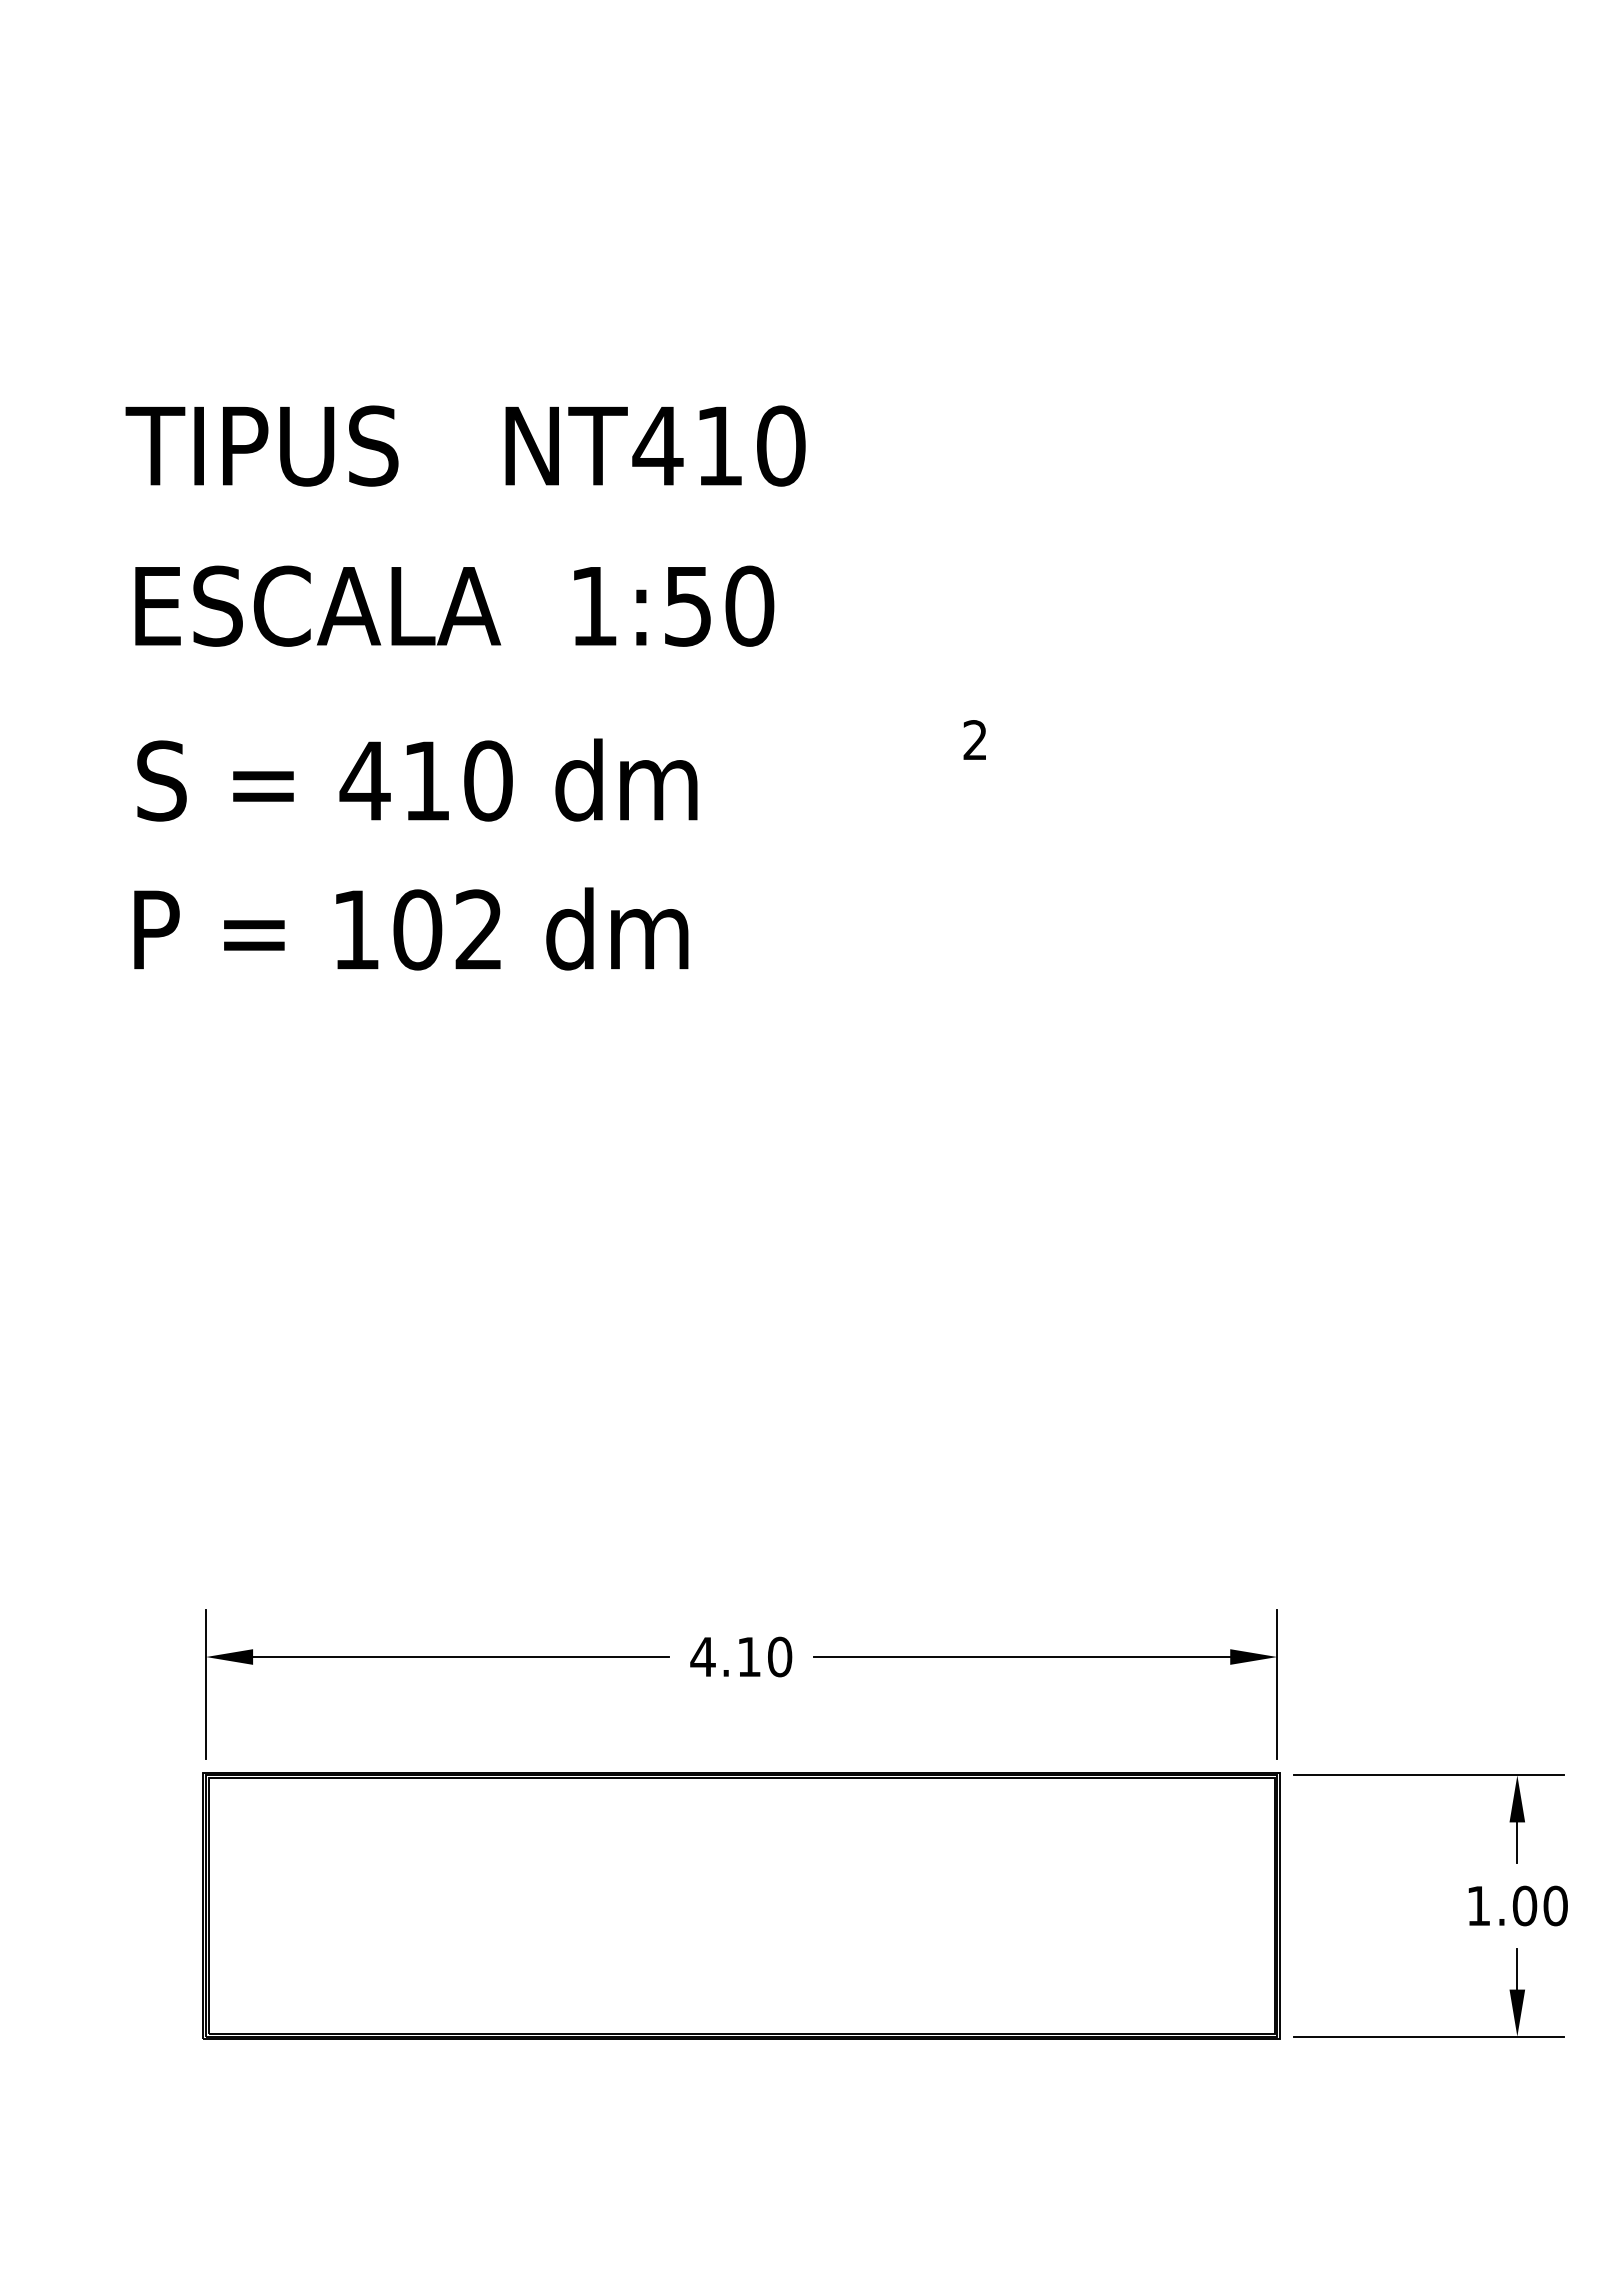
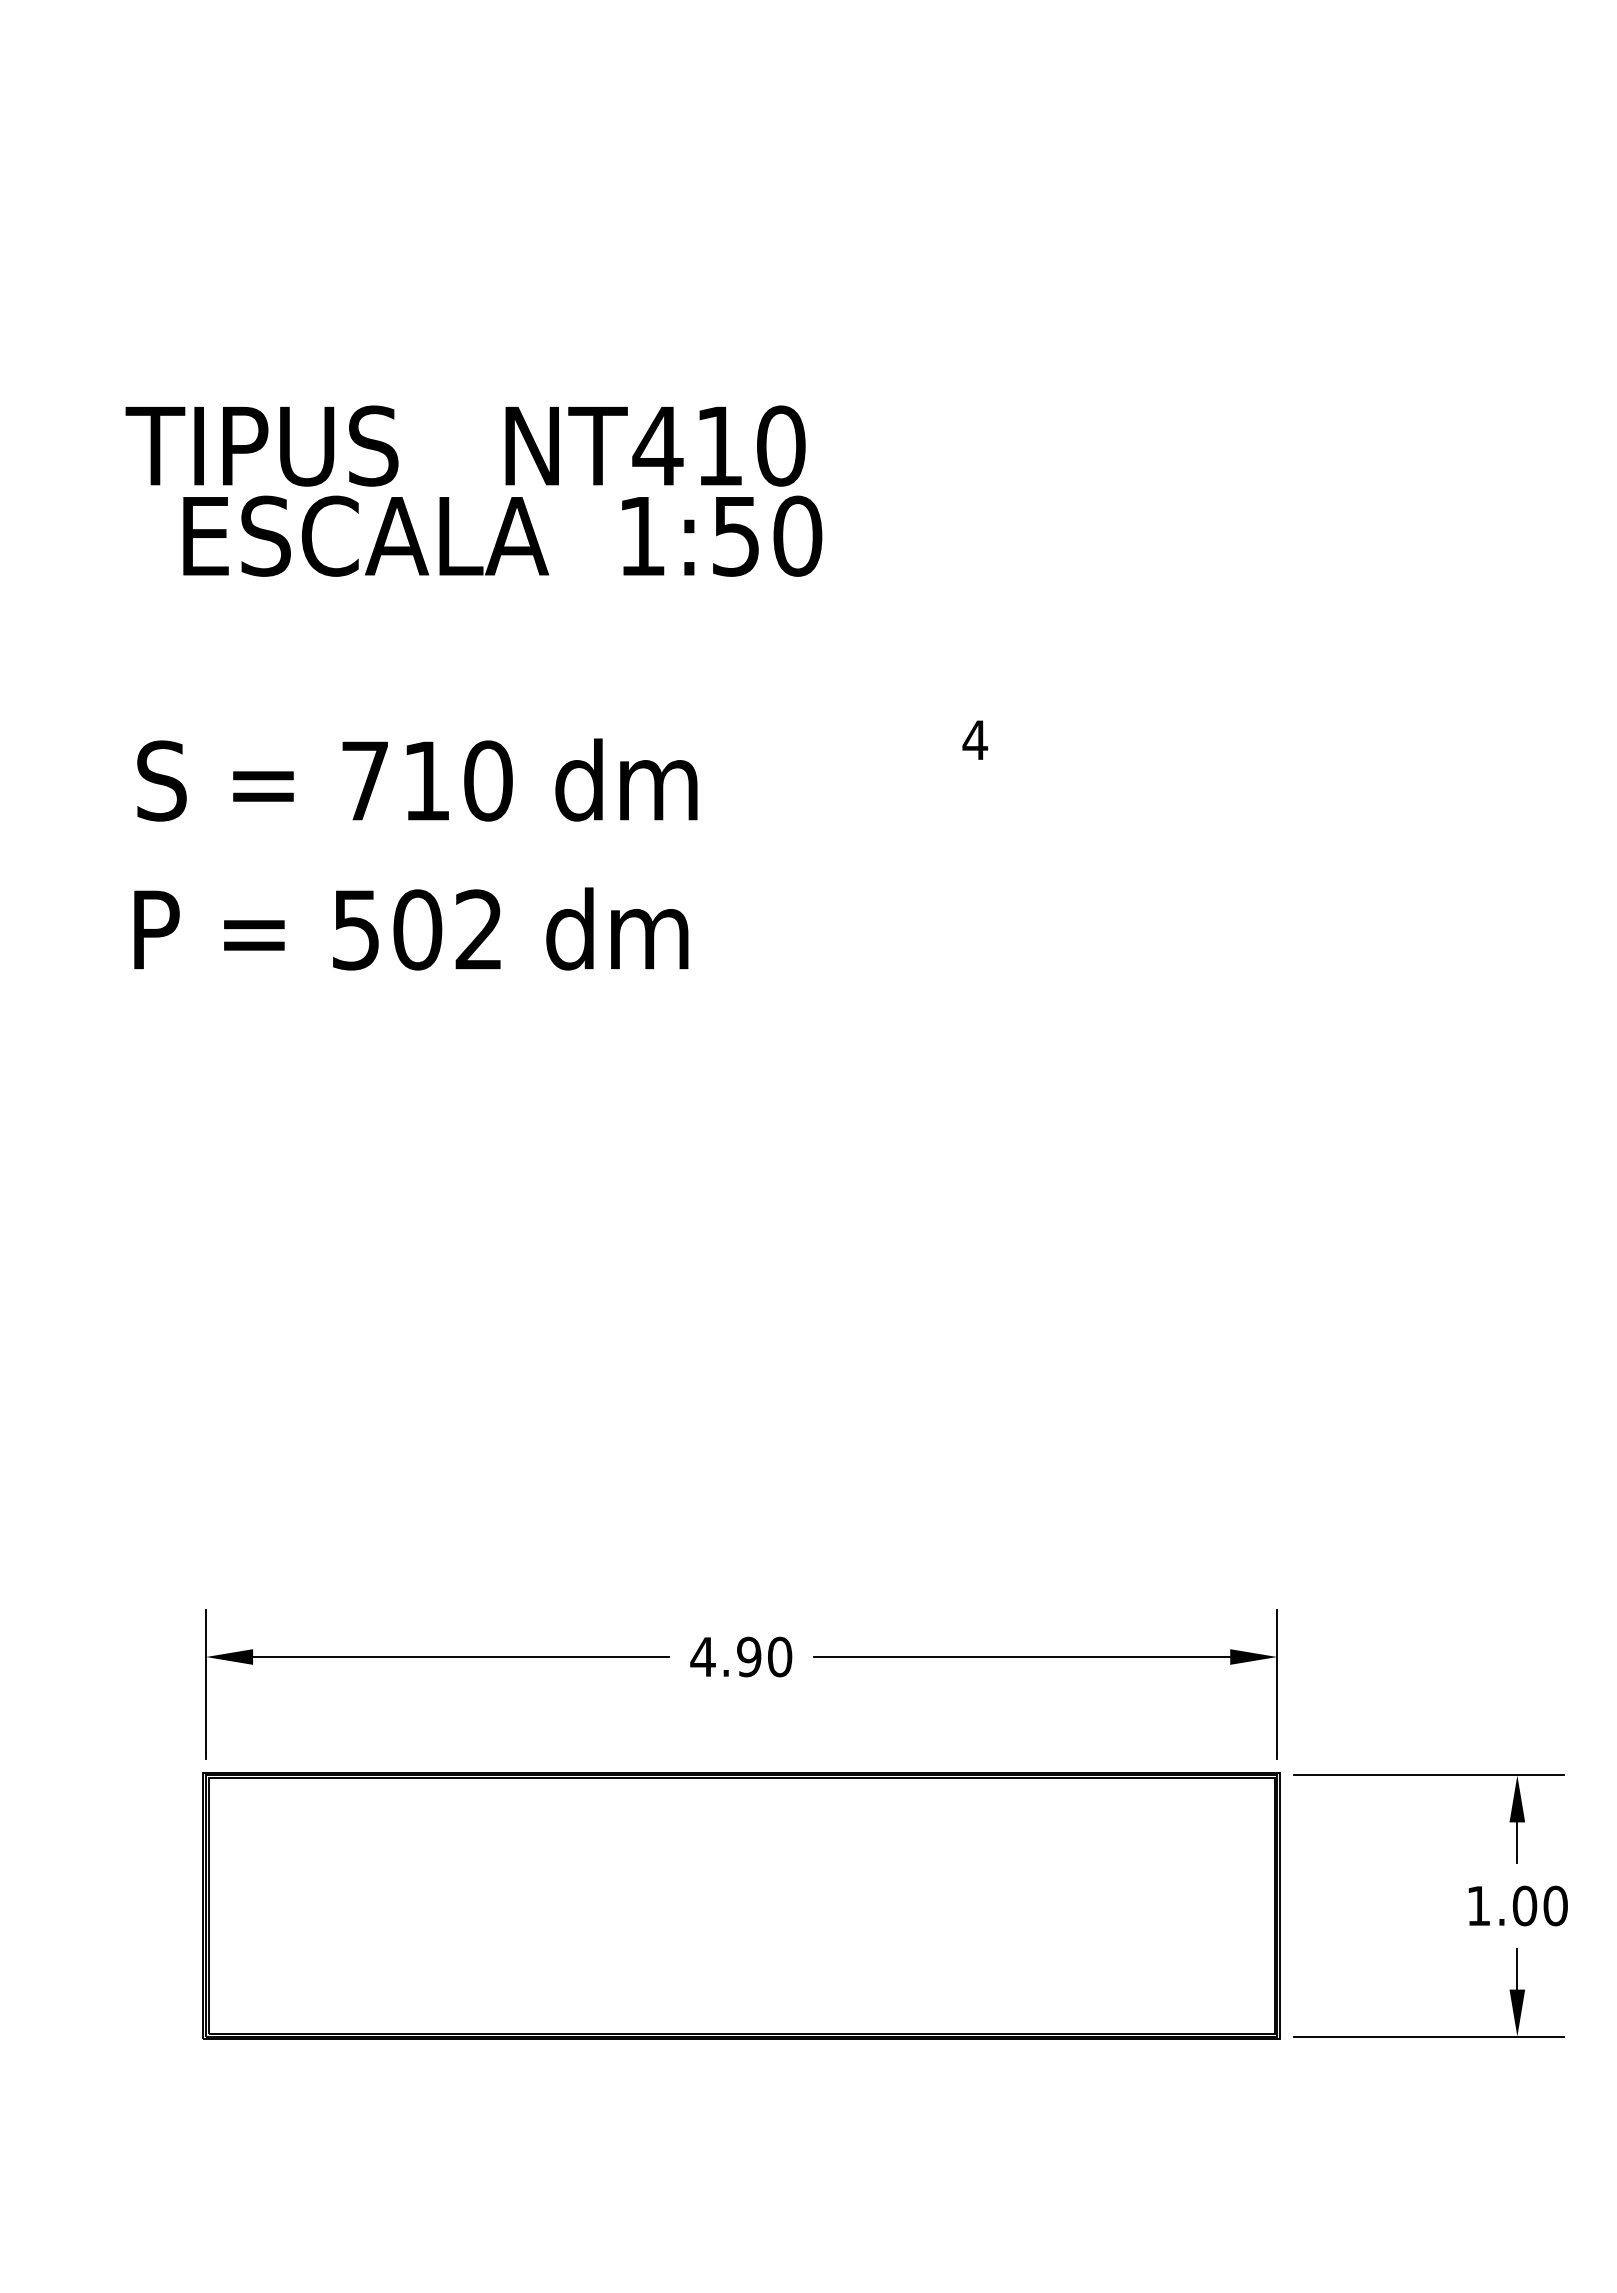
text position: (454, 605) -> (502, 535) (502, 535)
text: 2 -> 4 (975, 739)
text: 410 -> 710 (364, 780)
text: 102 -> 502 (355, 930)
text: 4.10 -> 4.90 (749, 1656)
